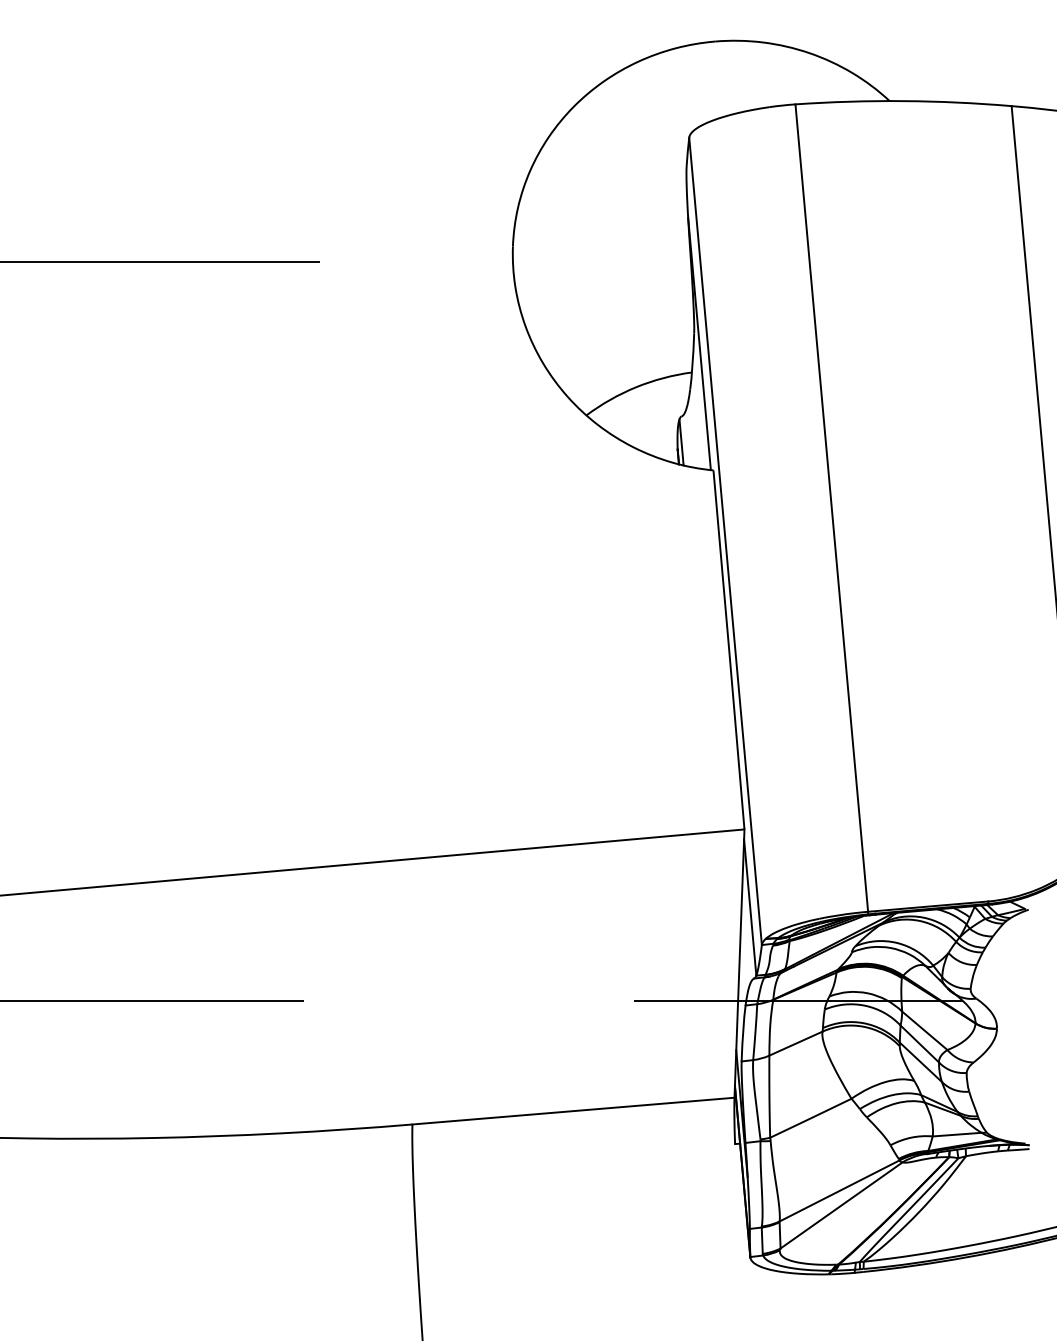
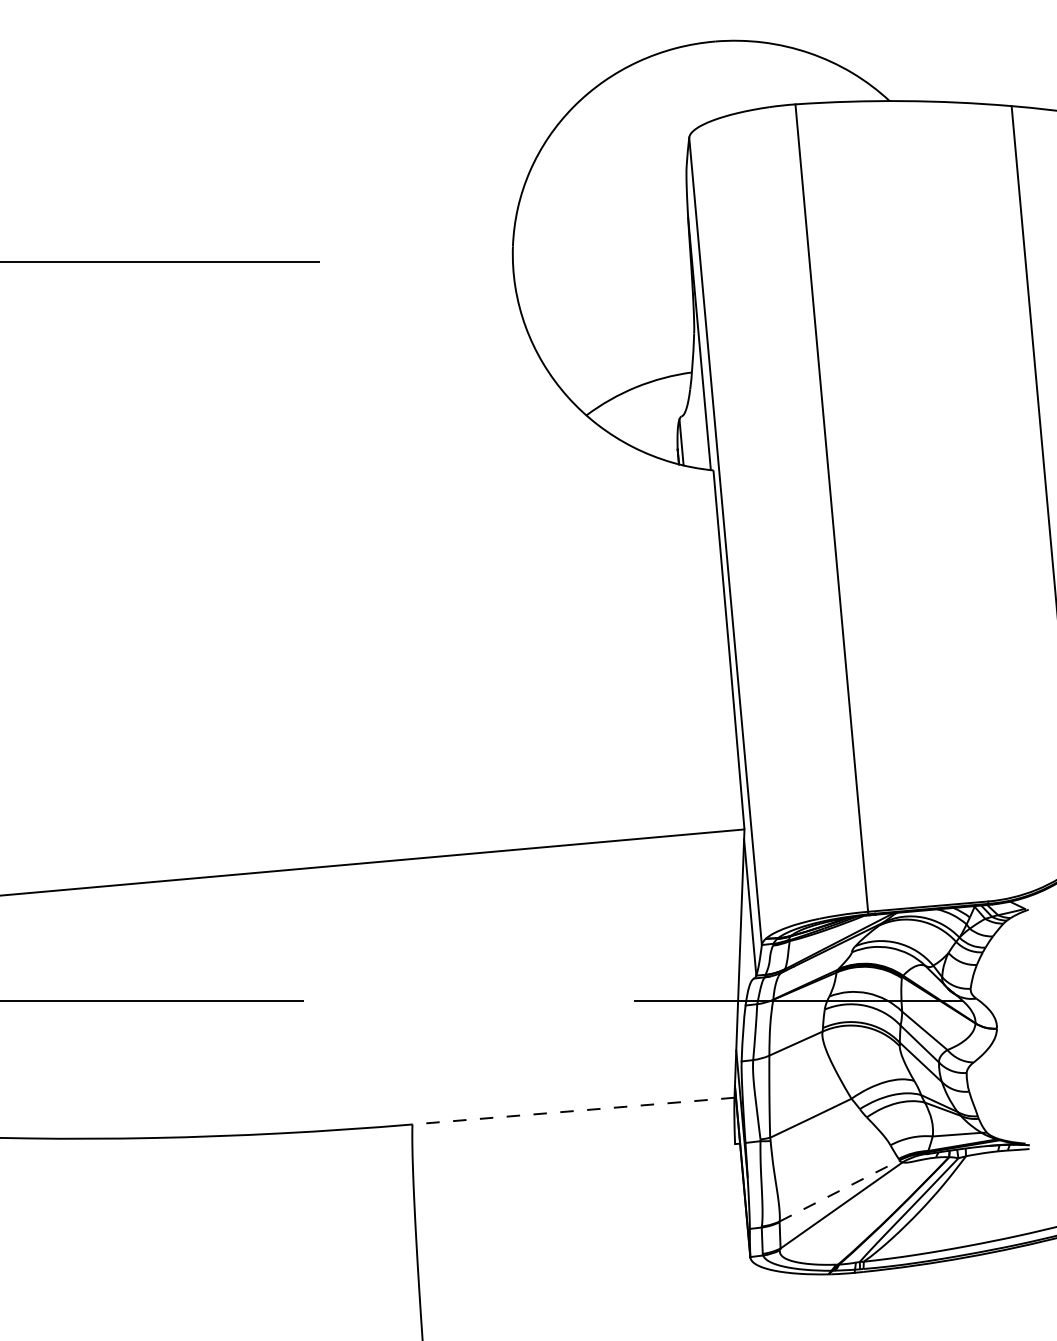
line: solid -> dashed (573, 1111)
line: solid -> dashed (840, 1190)
